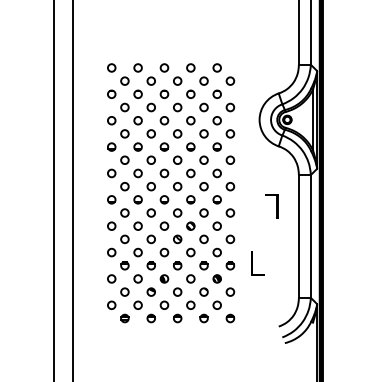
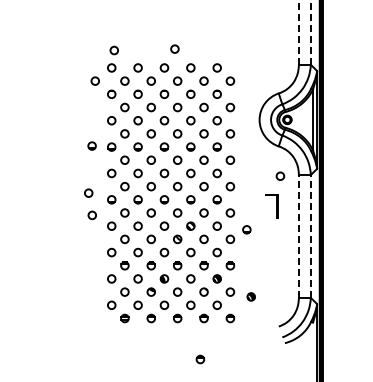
line: solid -> dashed (298, 32)
line: solid -> dashed (310, 32)
circle: none -> present (174, 48)
circle: none -> present (113, 50)
circle: none -> present (94, 80)
part: none -> present (91, 145)
circle: none -> present (280, 175)
line: present -> none (54, 190)
line: present -> none (72, 190)
circle: none -> present (88, 192)
circle: none -> present (91, 215)
part: none -> present (246, 229)
line: solid -> dashed (298, 235)
line: solid -> dashed (310, 235)
part: present -> none (257, 263)
part: none -> present (250, 296)
part: none -> present (200, 359)
